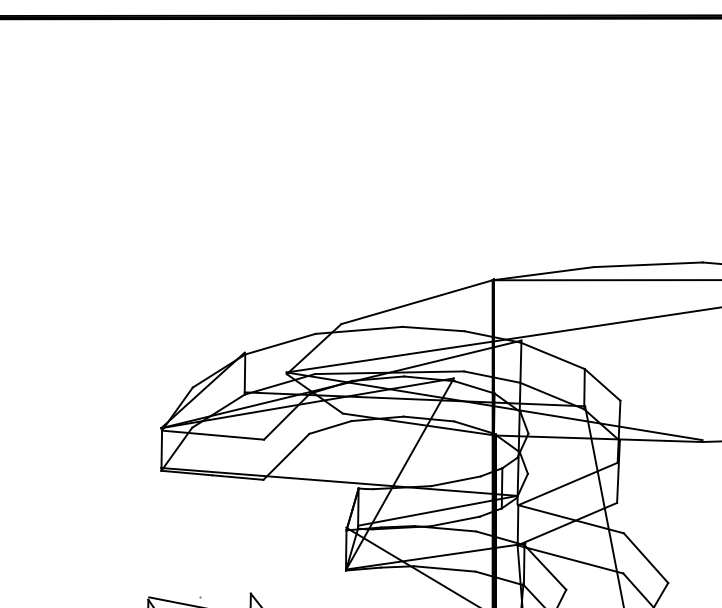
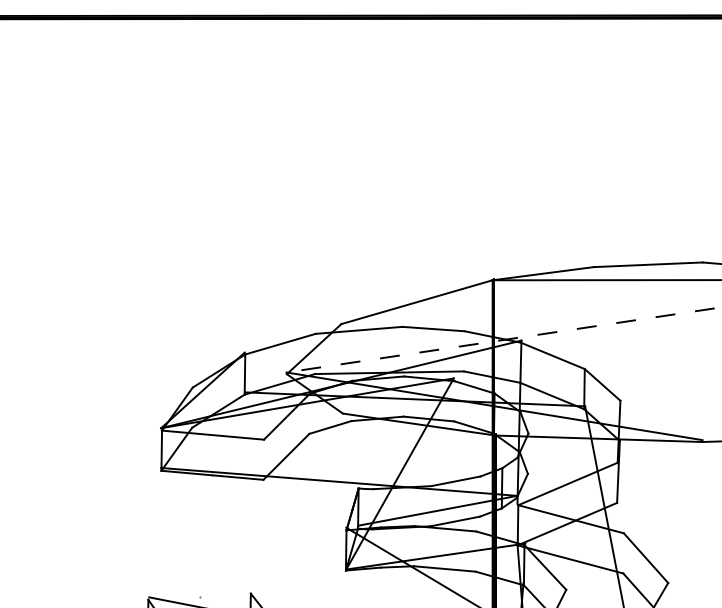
line: solid -> dashed (504, 339)
